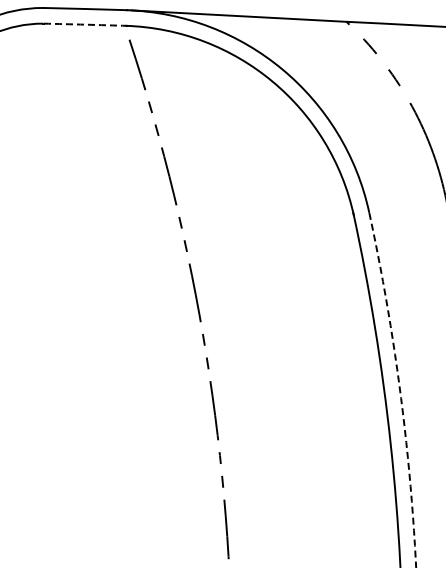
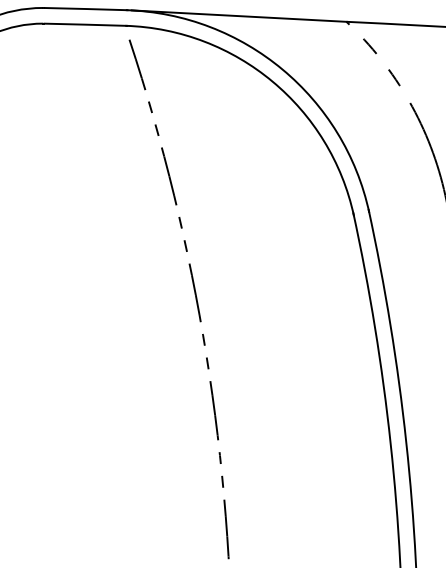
arc: dashed -> solid (85, 24)
arc: dashed -> solid (399, 386)
